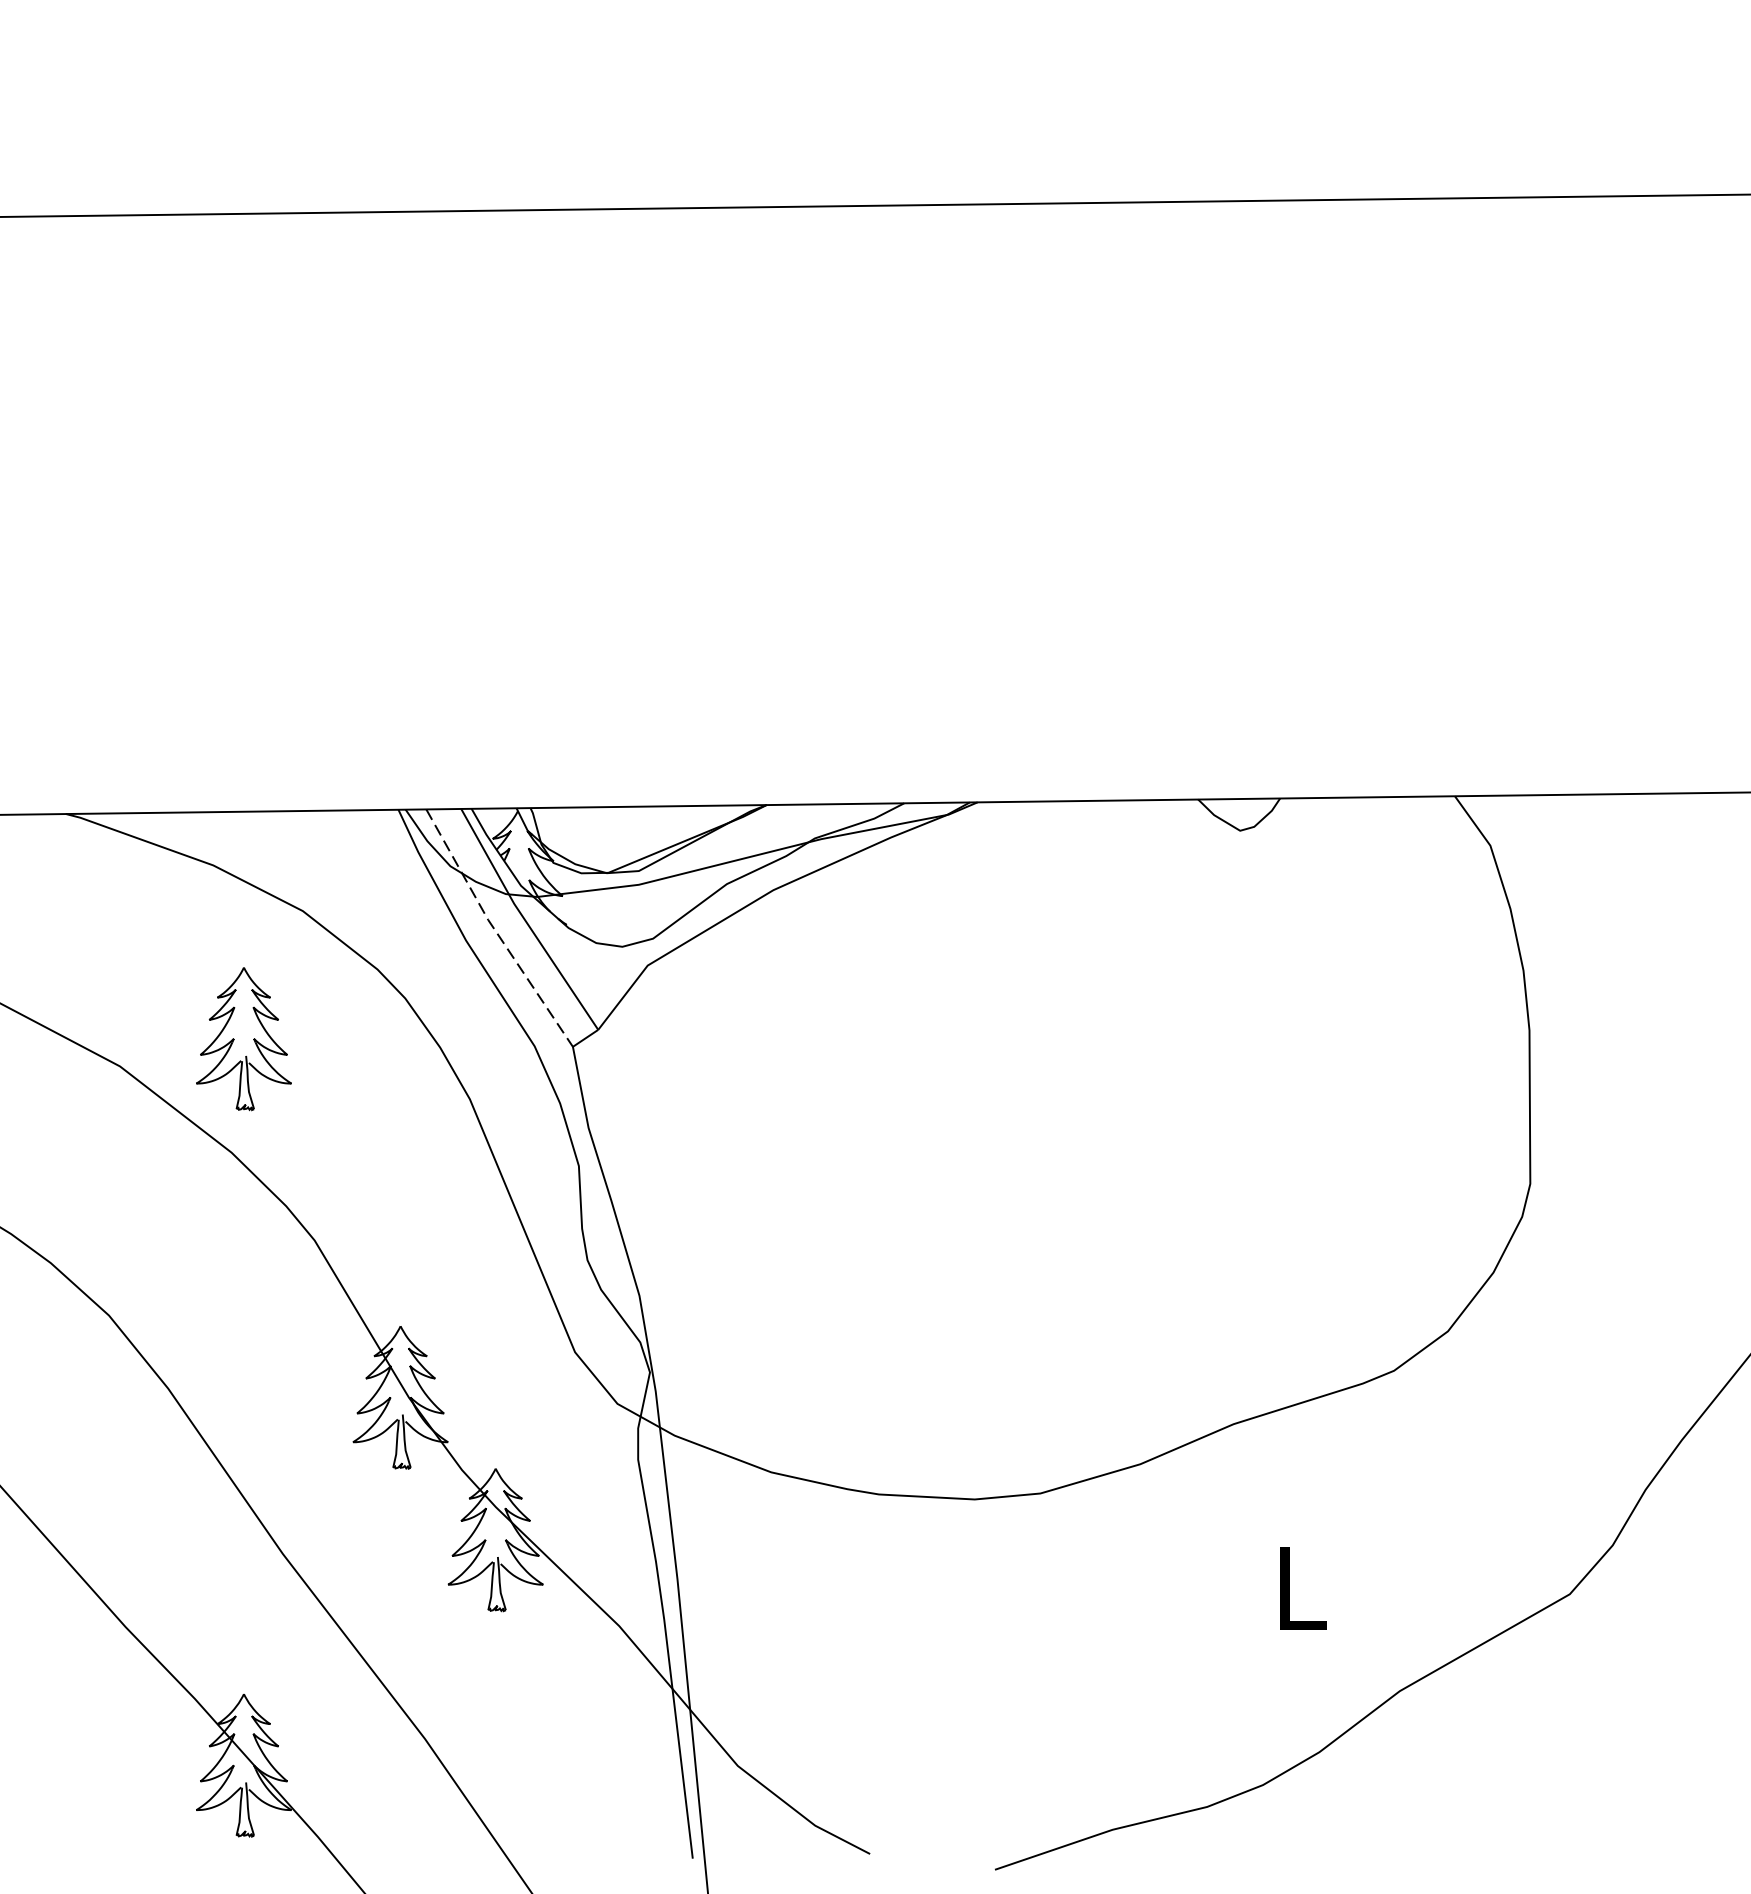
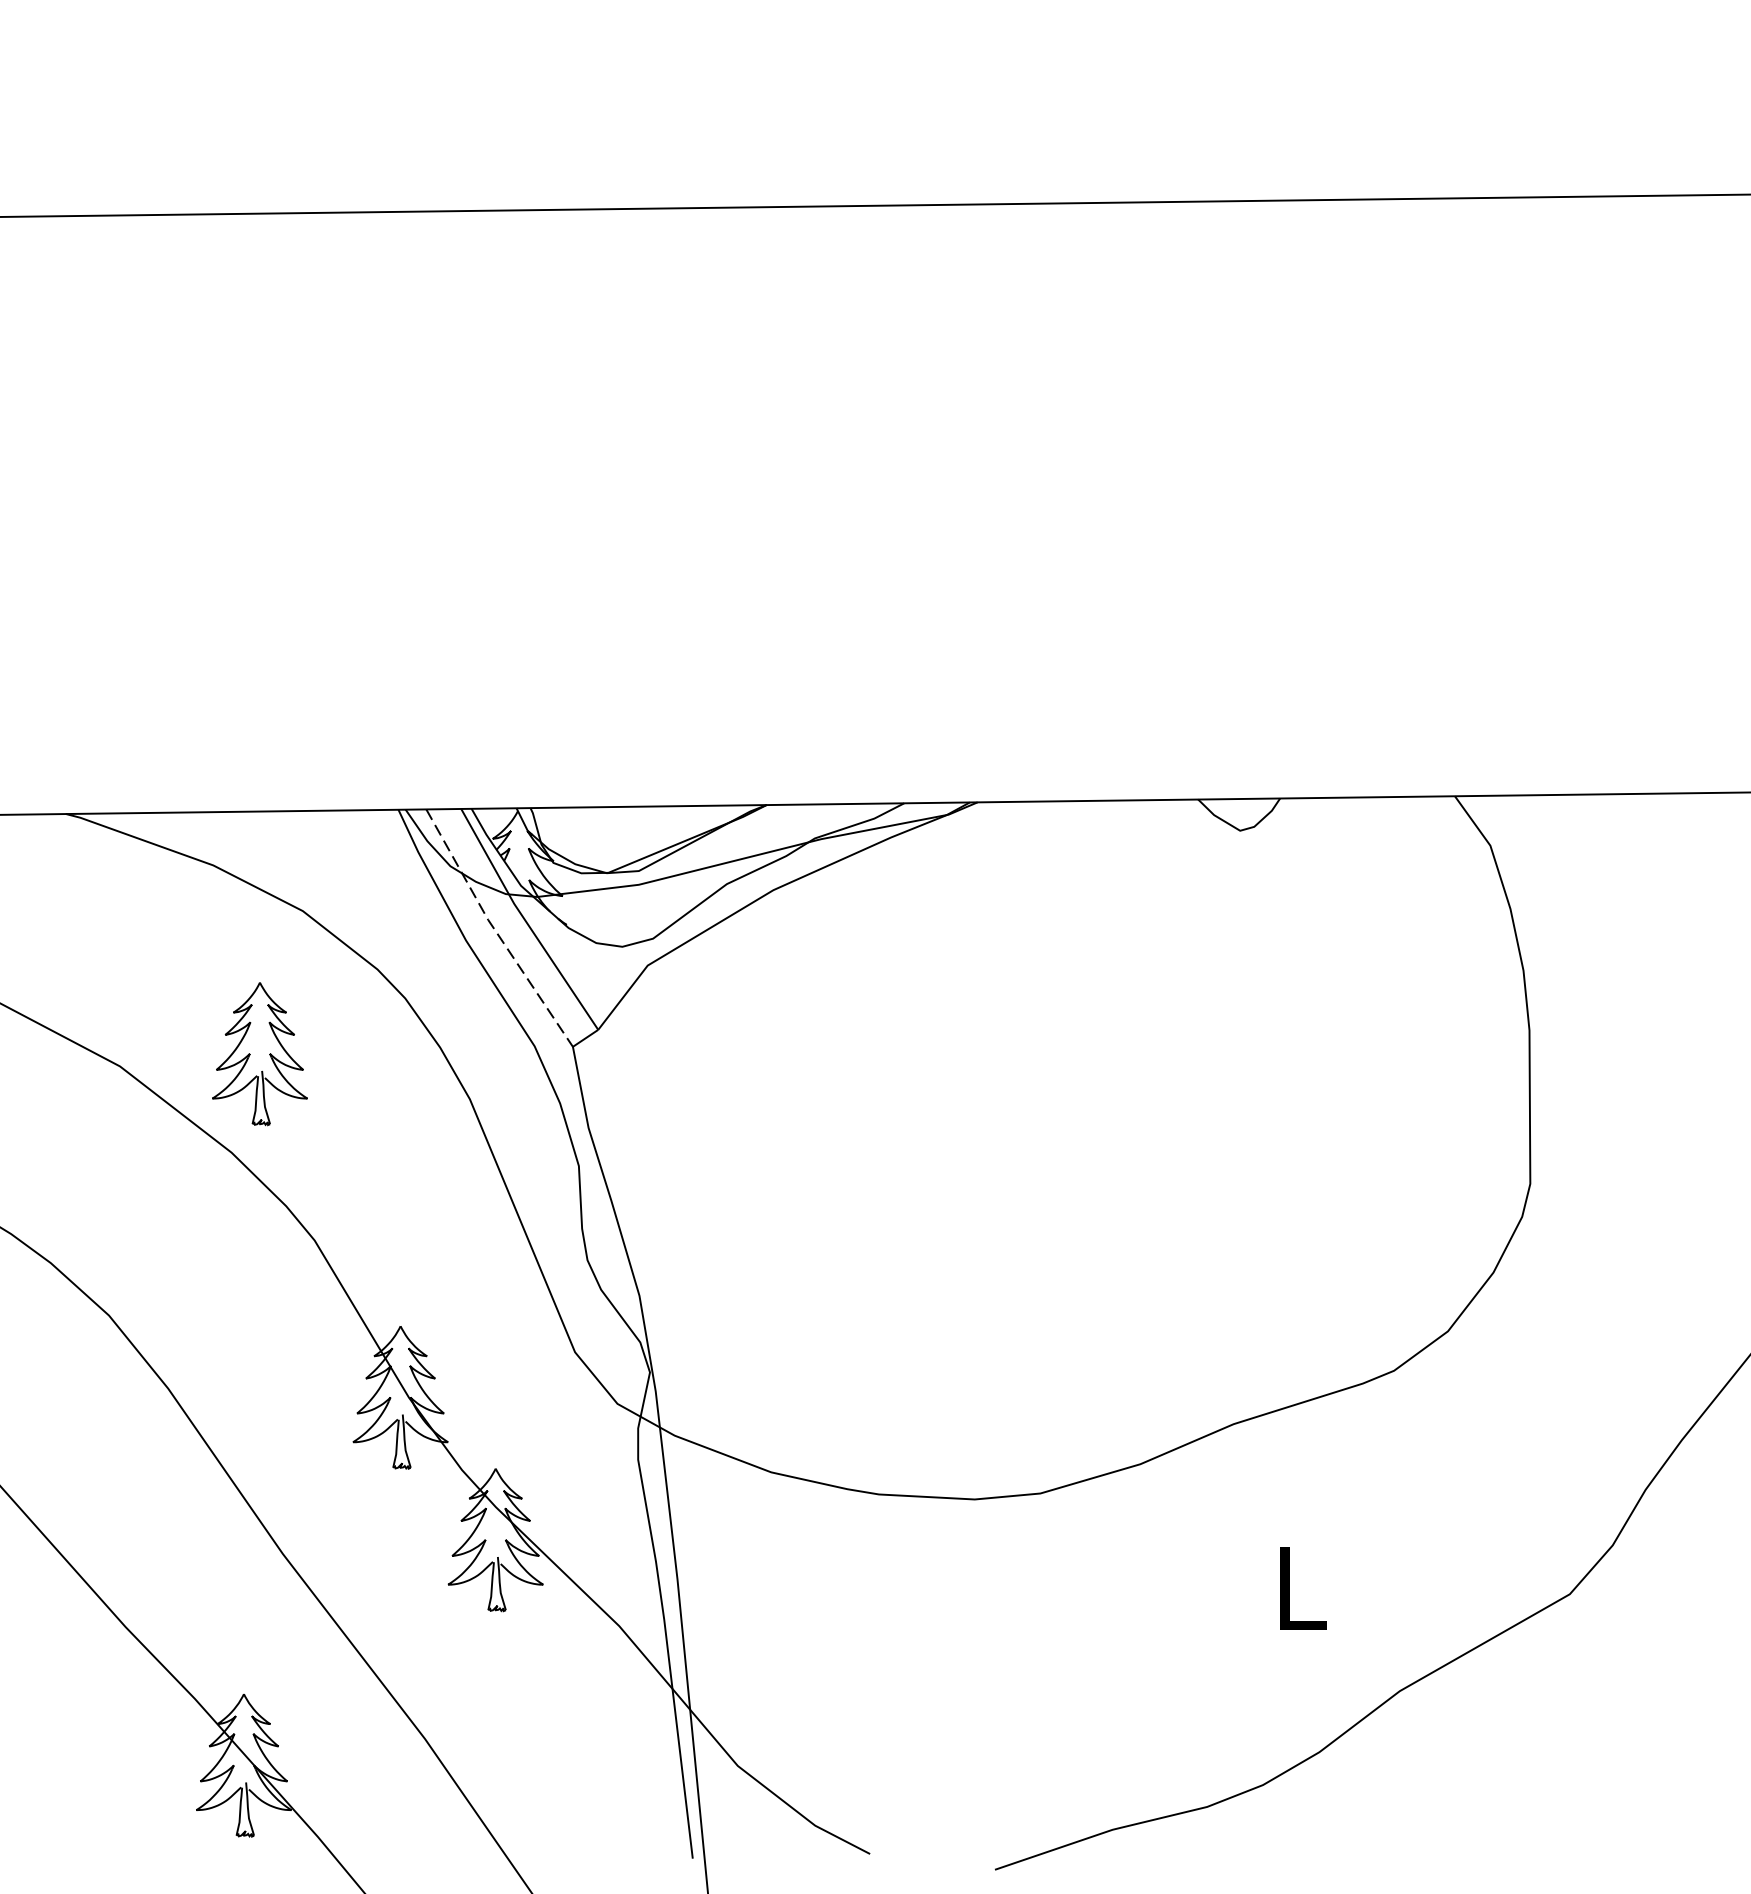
part position: (243, 1039) -> (259, 1054) (259, 1054)
